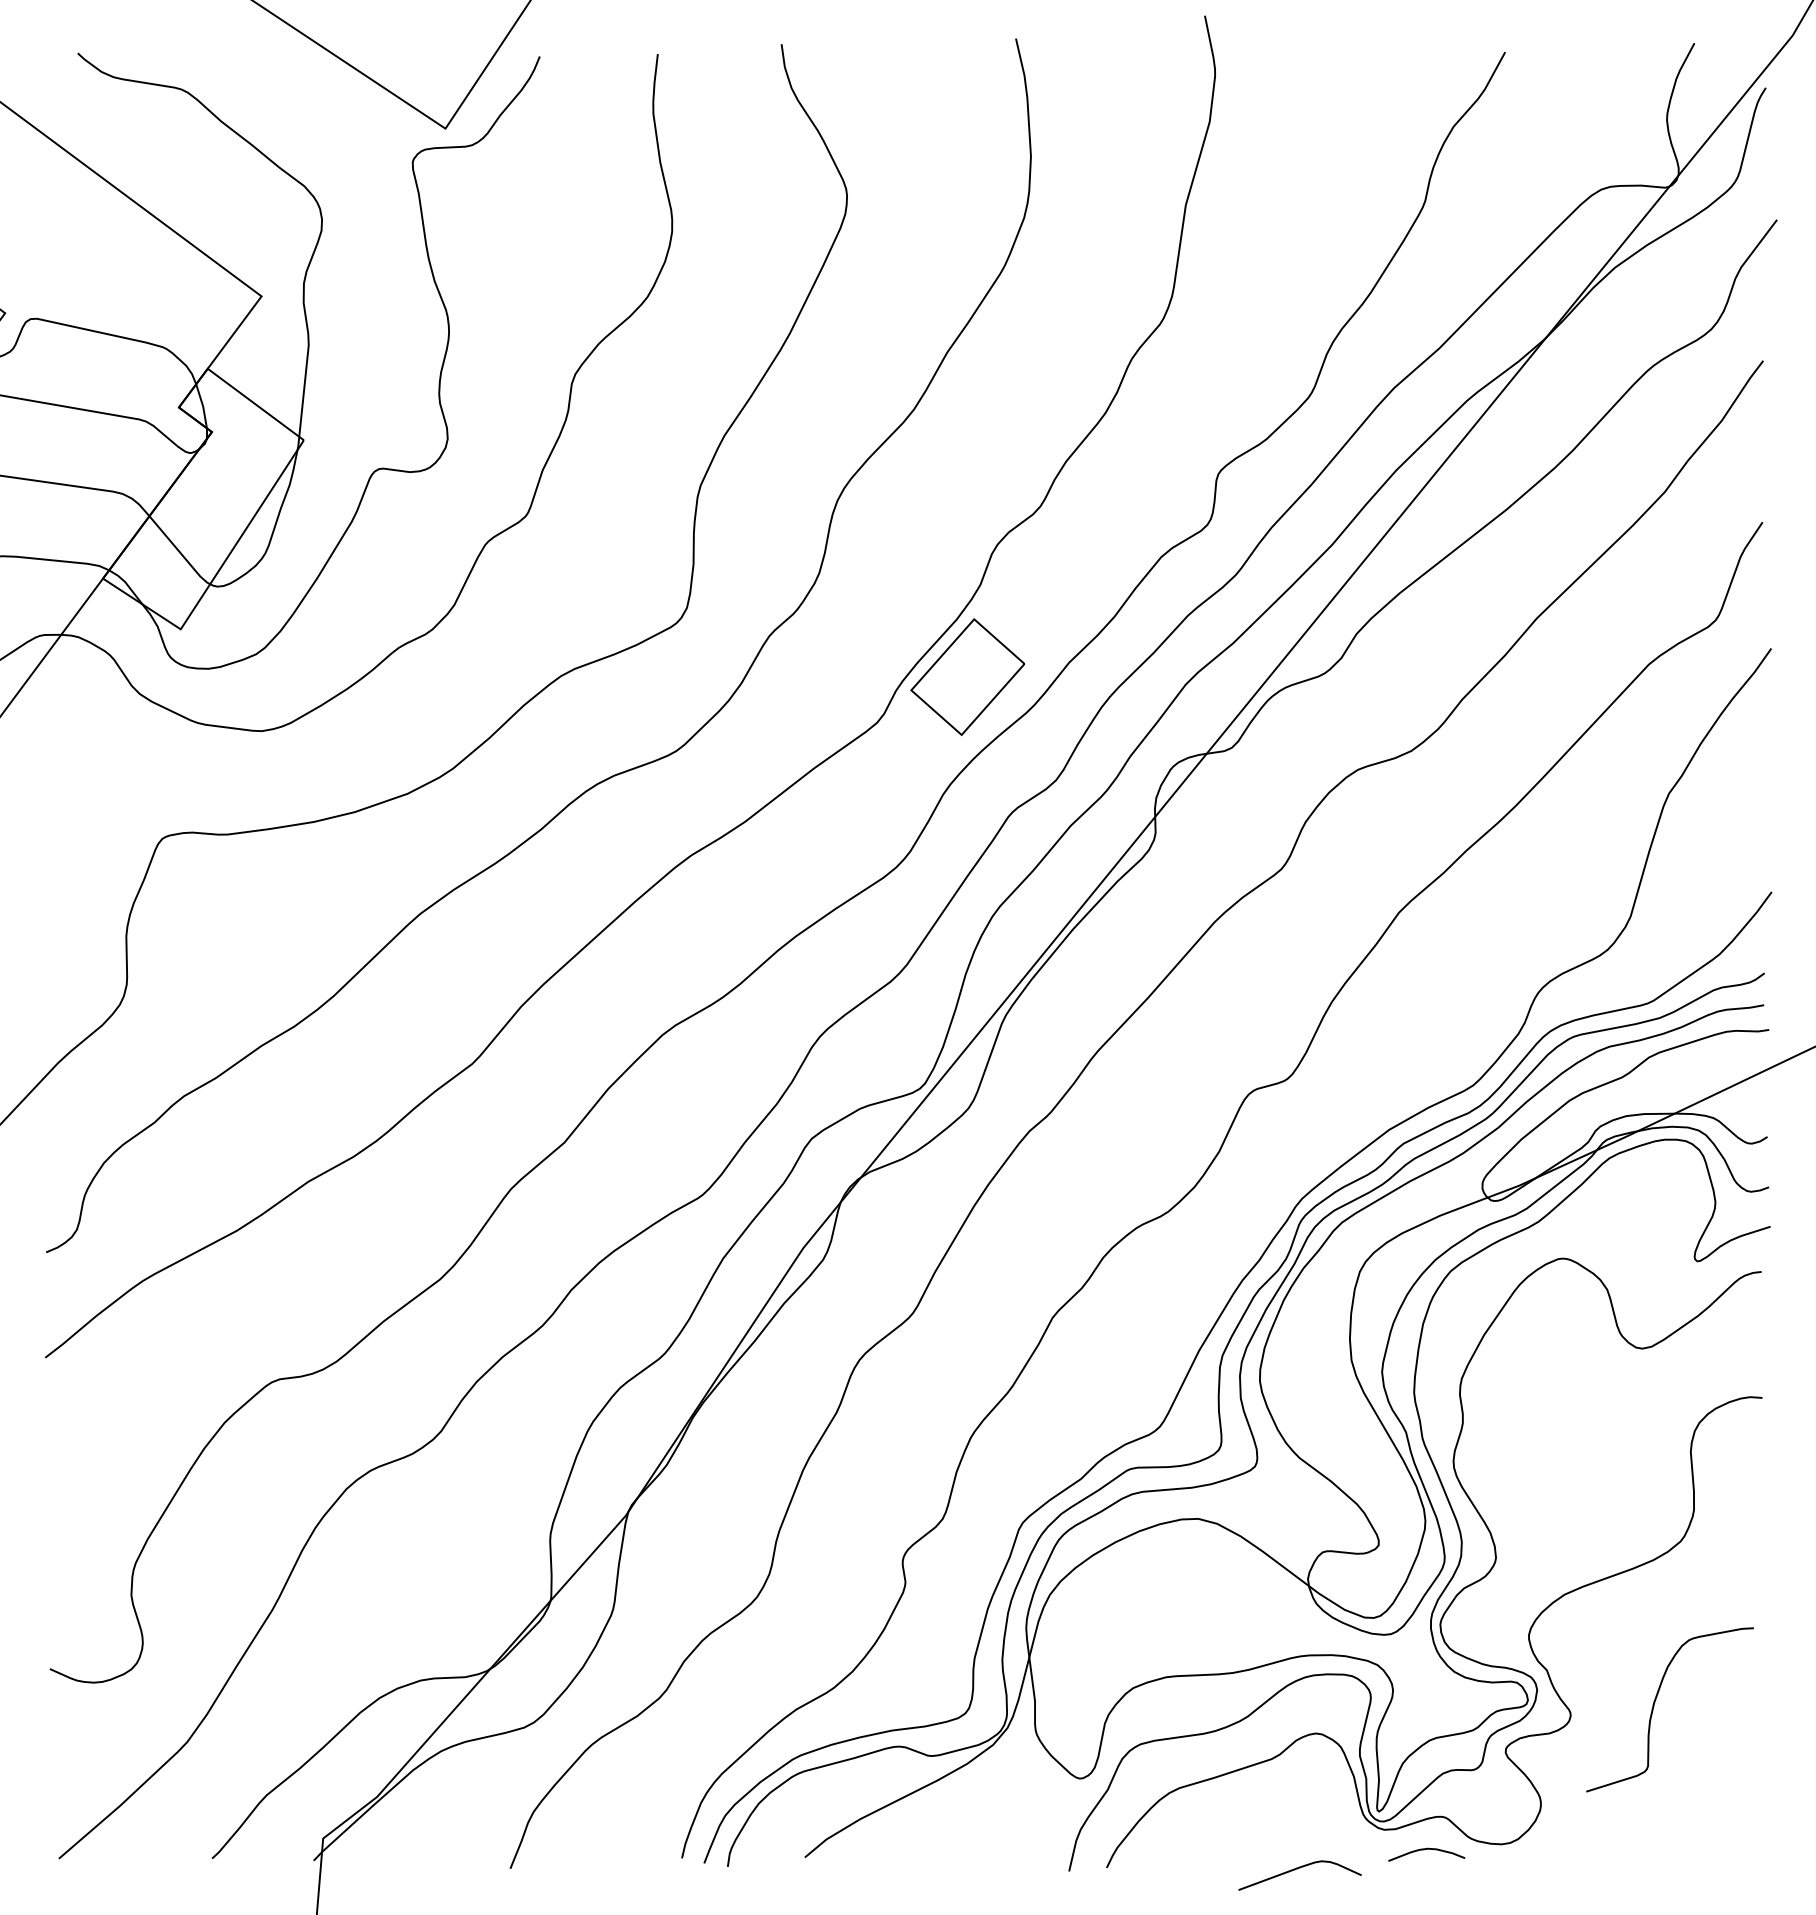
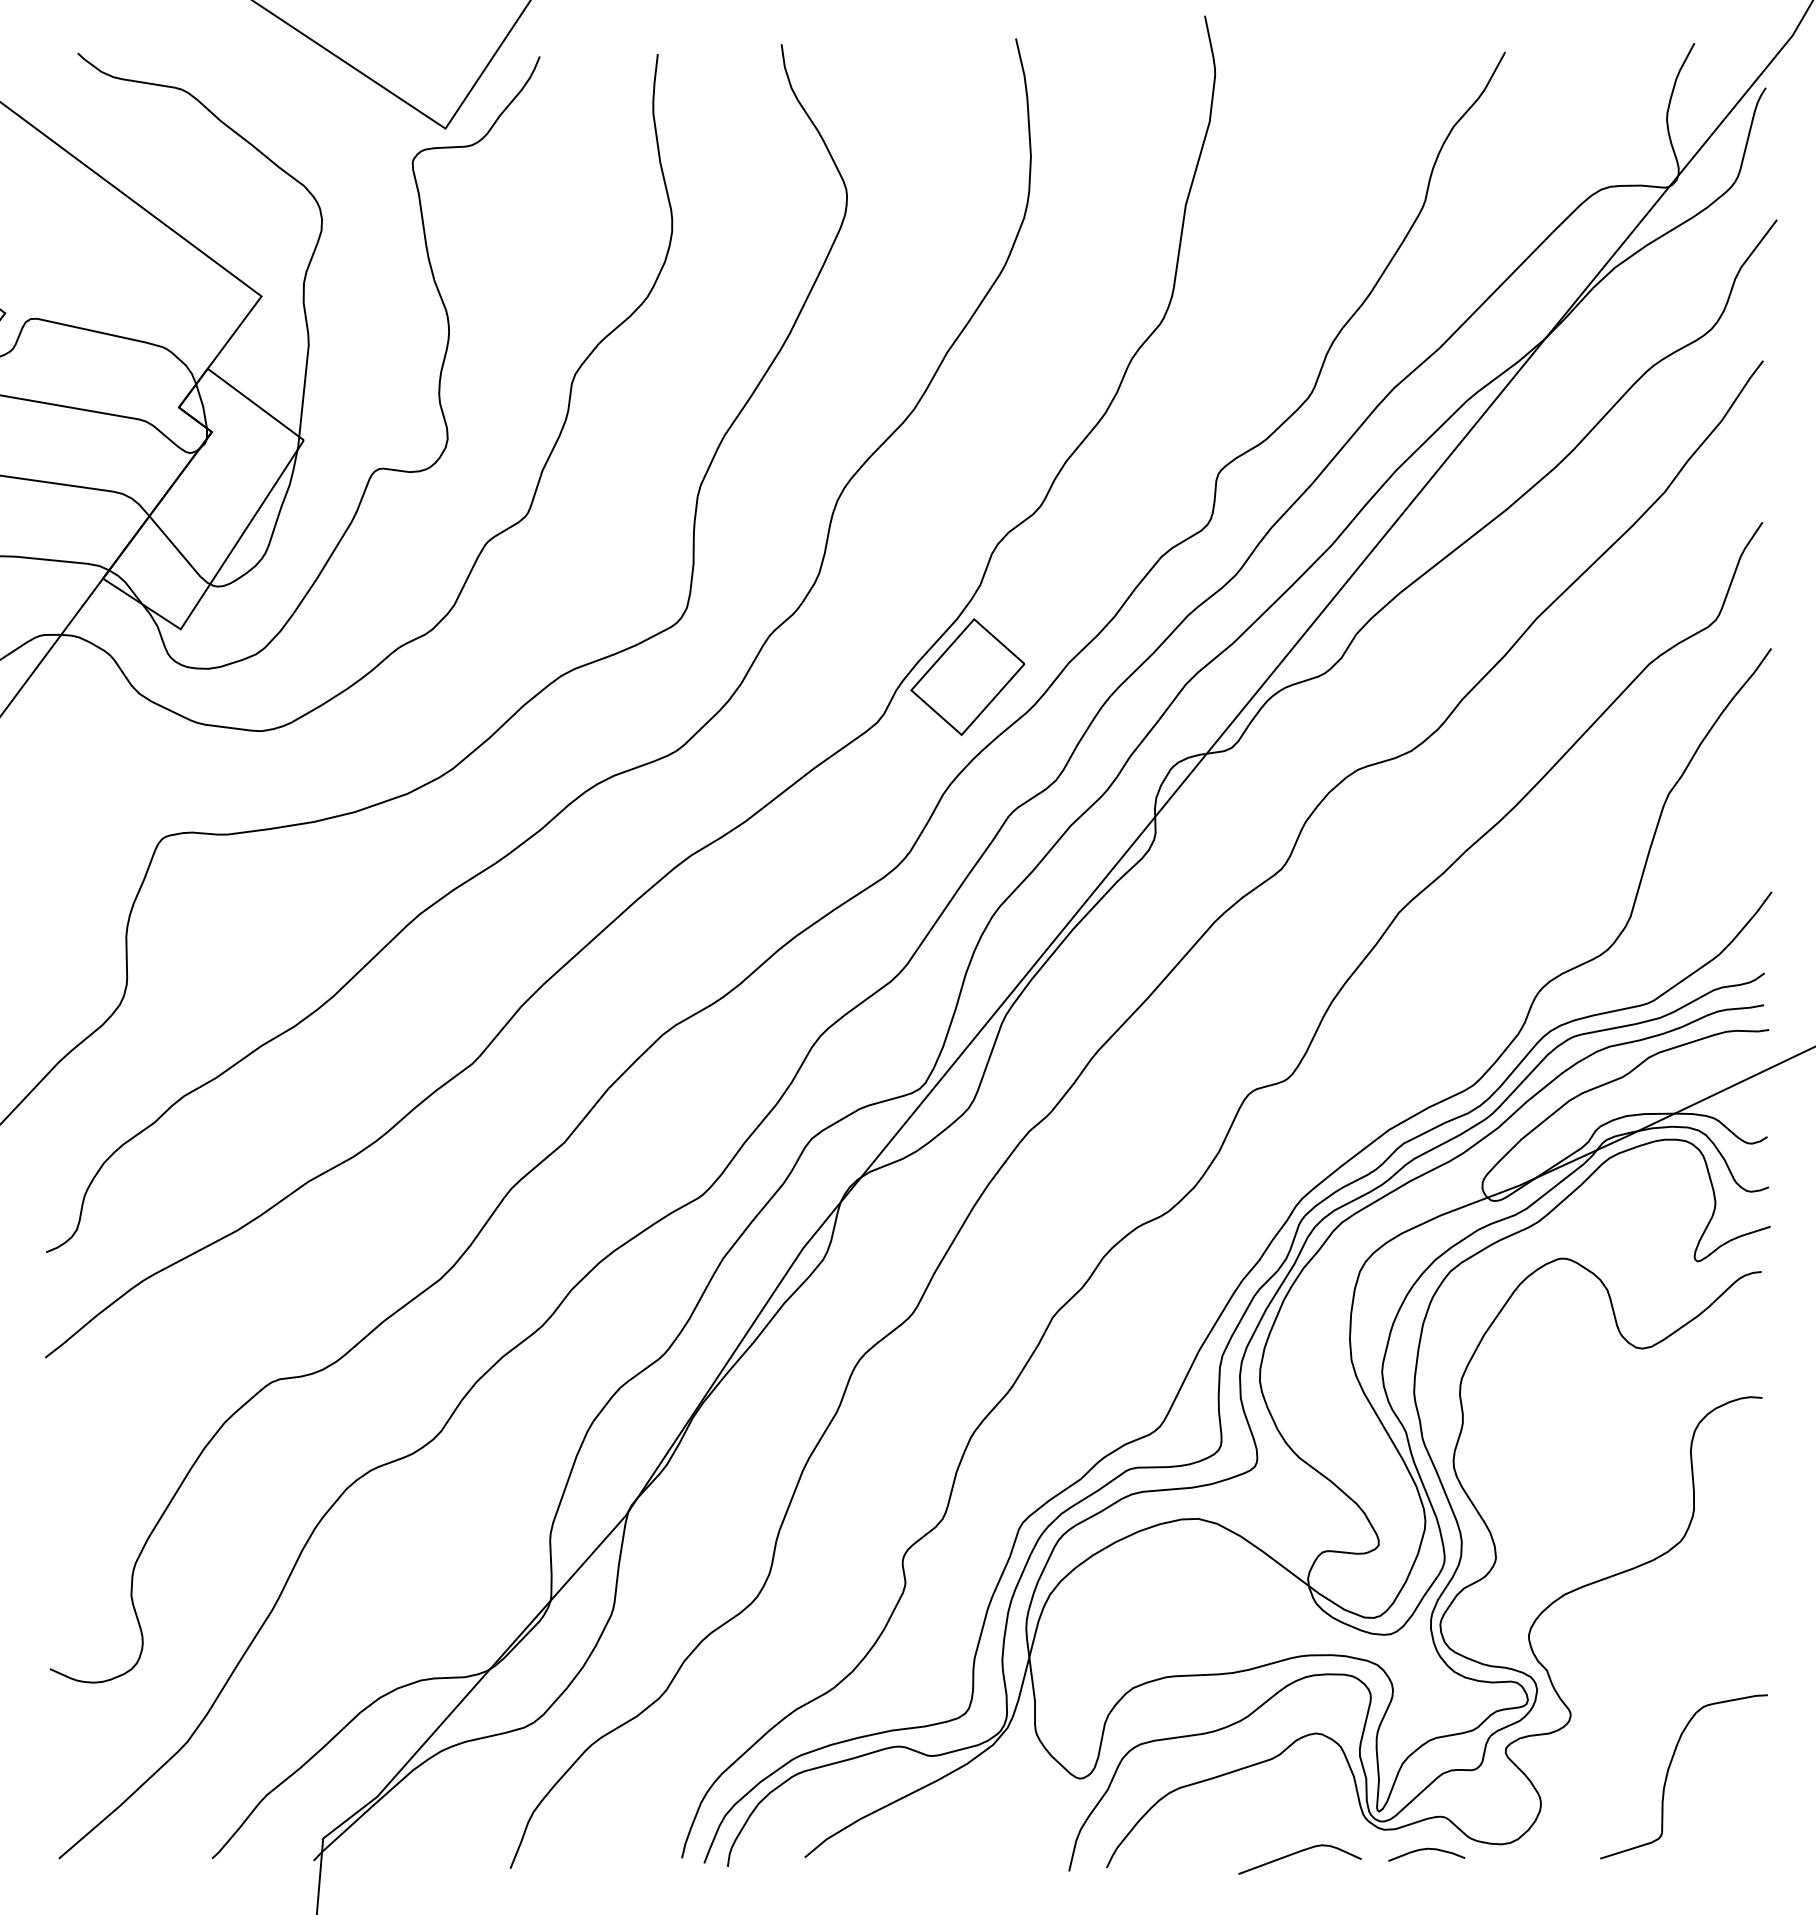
curve position: (1654, 1706) -> (1668, 1773) (1668, 1773)
curve position: (1297, 1869) -> (1297, 1853) (1297, 1853)
